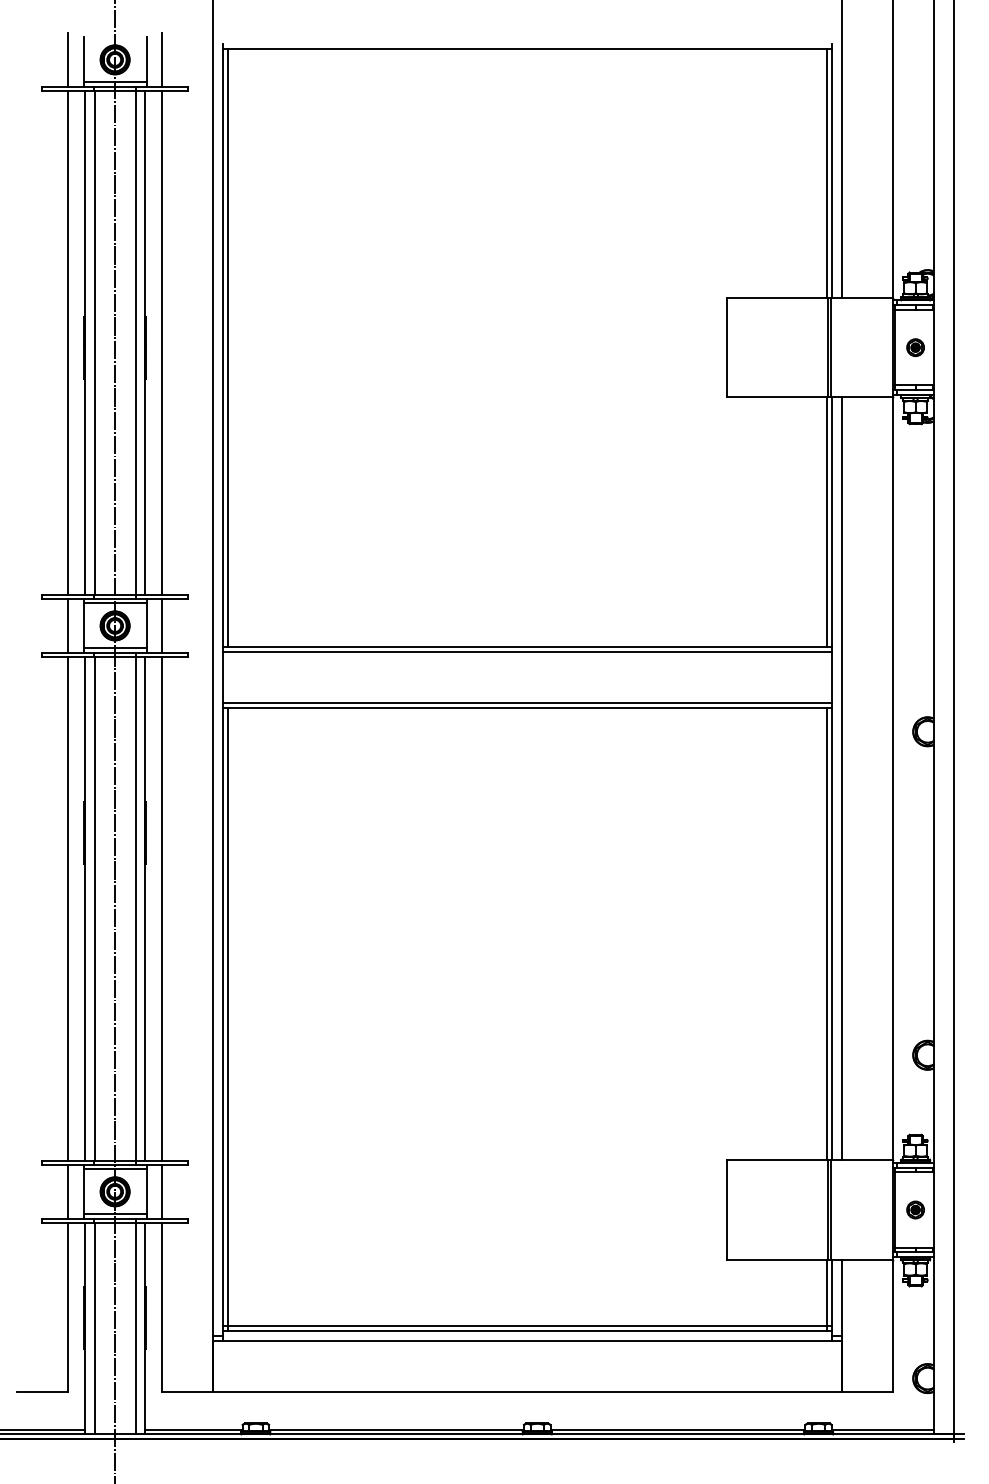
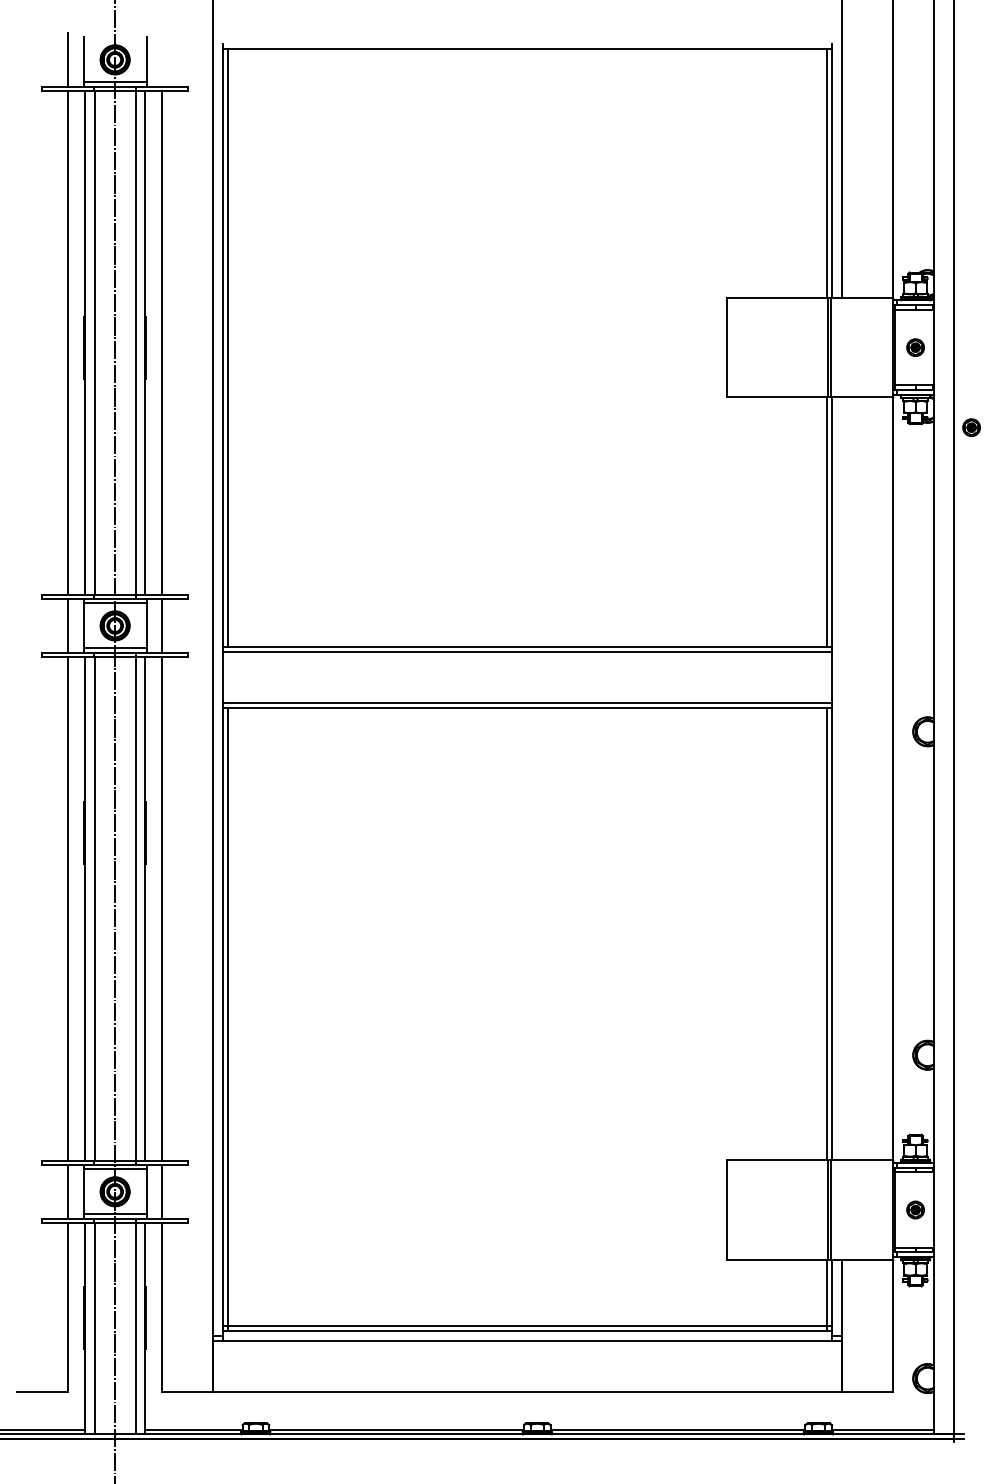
line: present -> none (162, 59)
part: none -> present (971, 427)
line: present -> none (841, 778)
